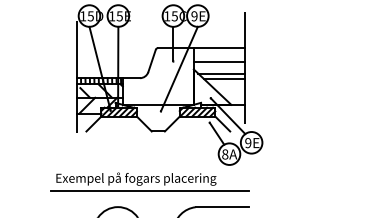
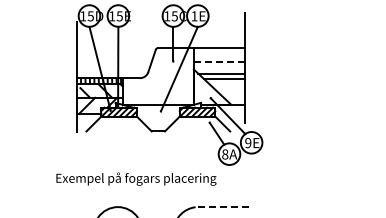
text: 9E -> 1E (194, 16)
line: solid -> dashed (219, 62)
line: present -> none (150, 191)
line: solid -> dashed (222, 207)
